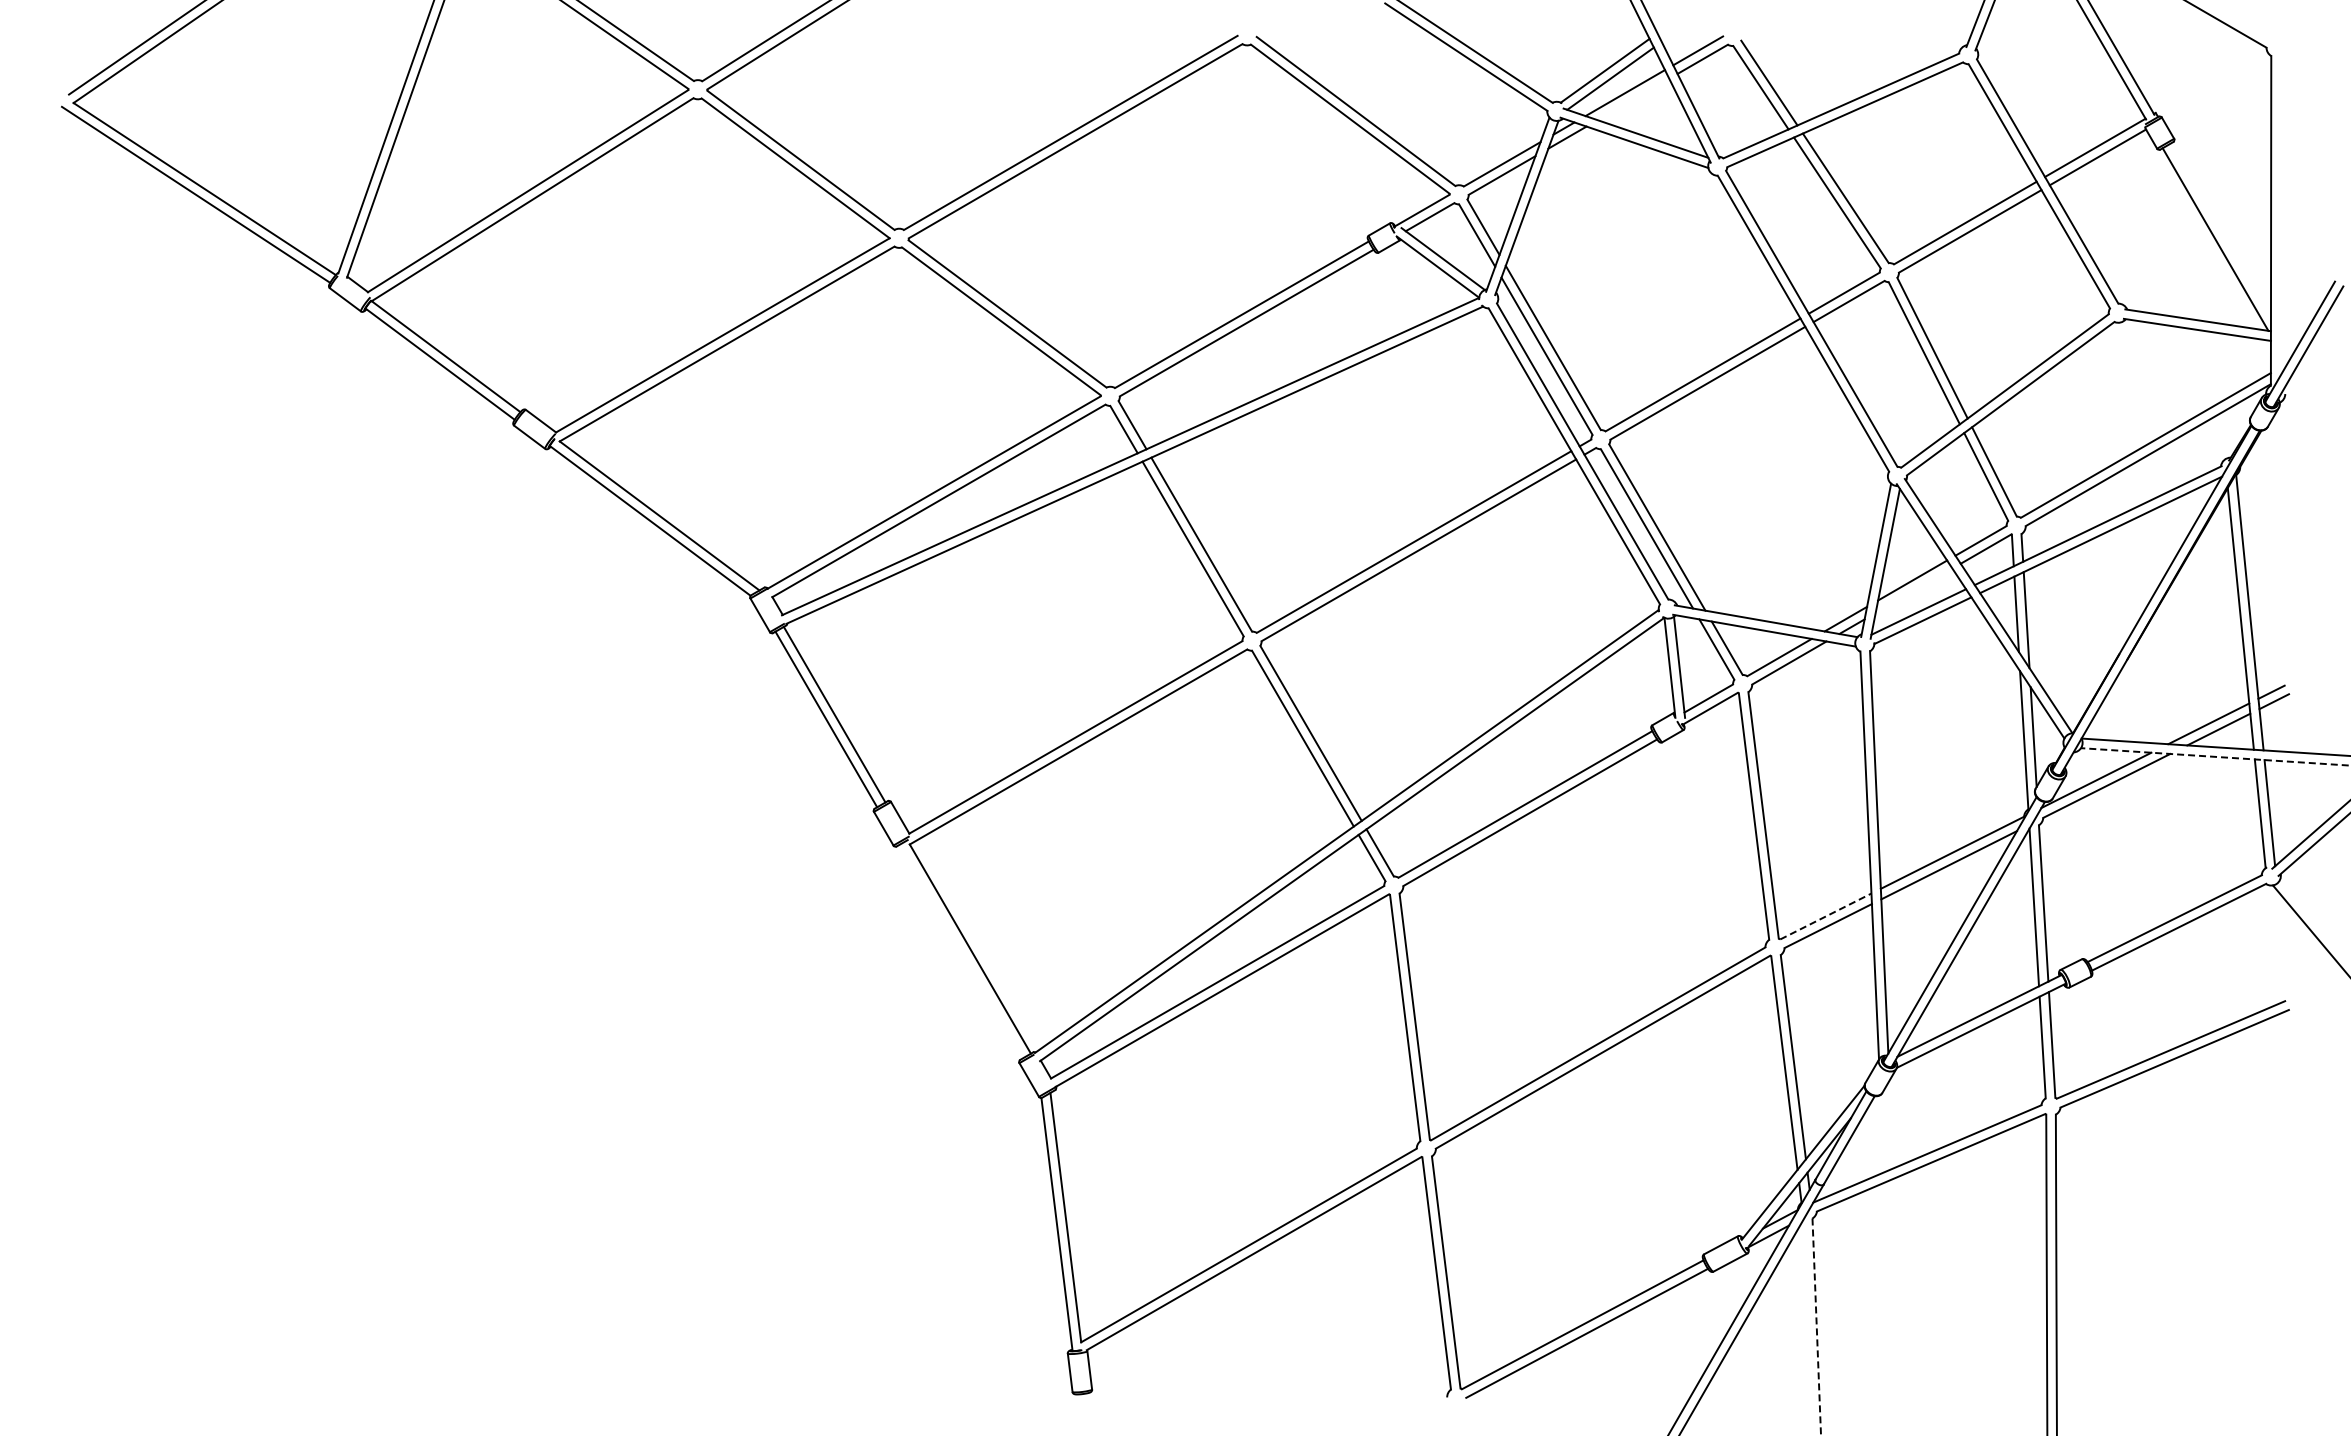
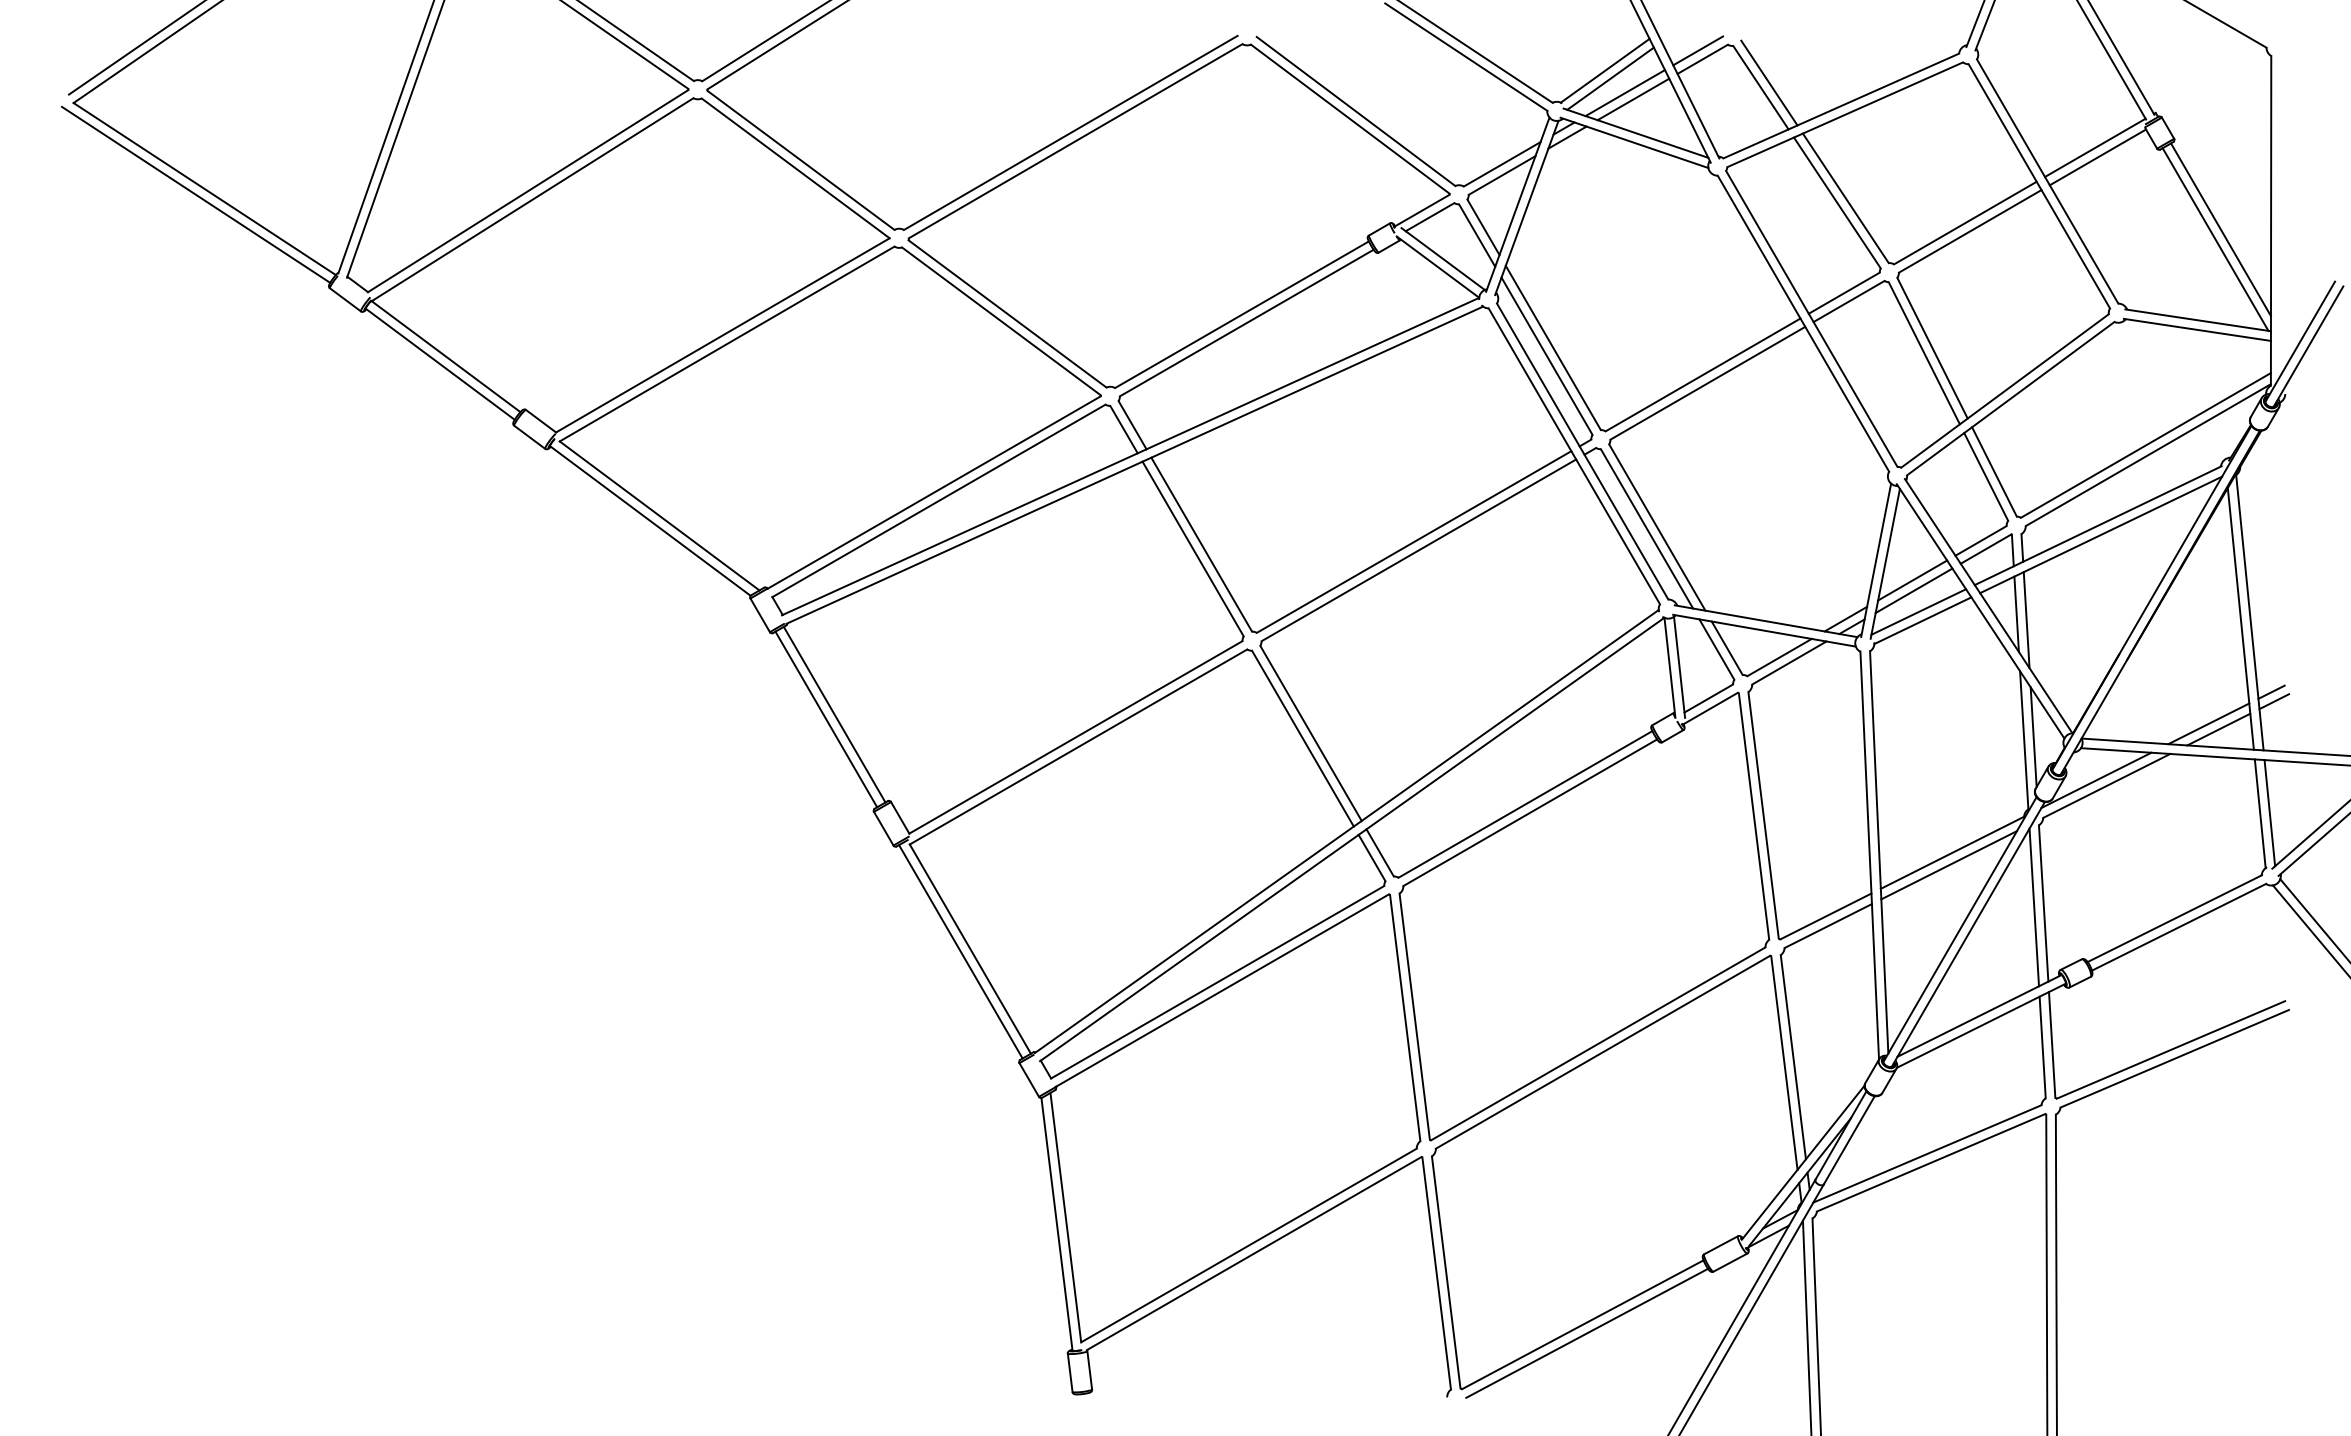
line: none -> present (1633, 99)
line: none -> present (2220, 229)
line: none -> present (1913, 590)
line: dashed -> solid (2215, 756)
line: dashed -> solid (1826, 916)
line: none -> present (2313, 919)
line: none -> present (960, 951)
line: none -> present (1806, 1326)
line: dashed -> solid (1816, 1327)
